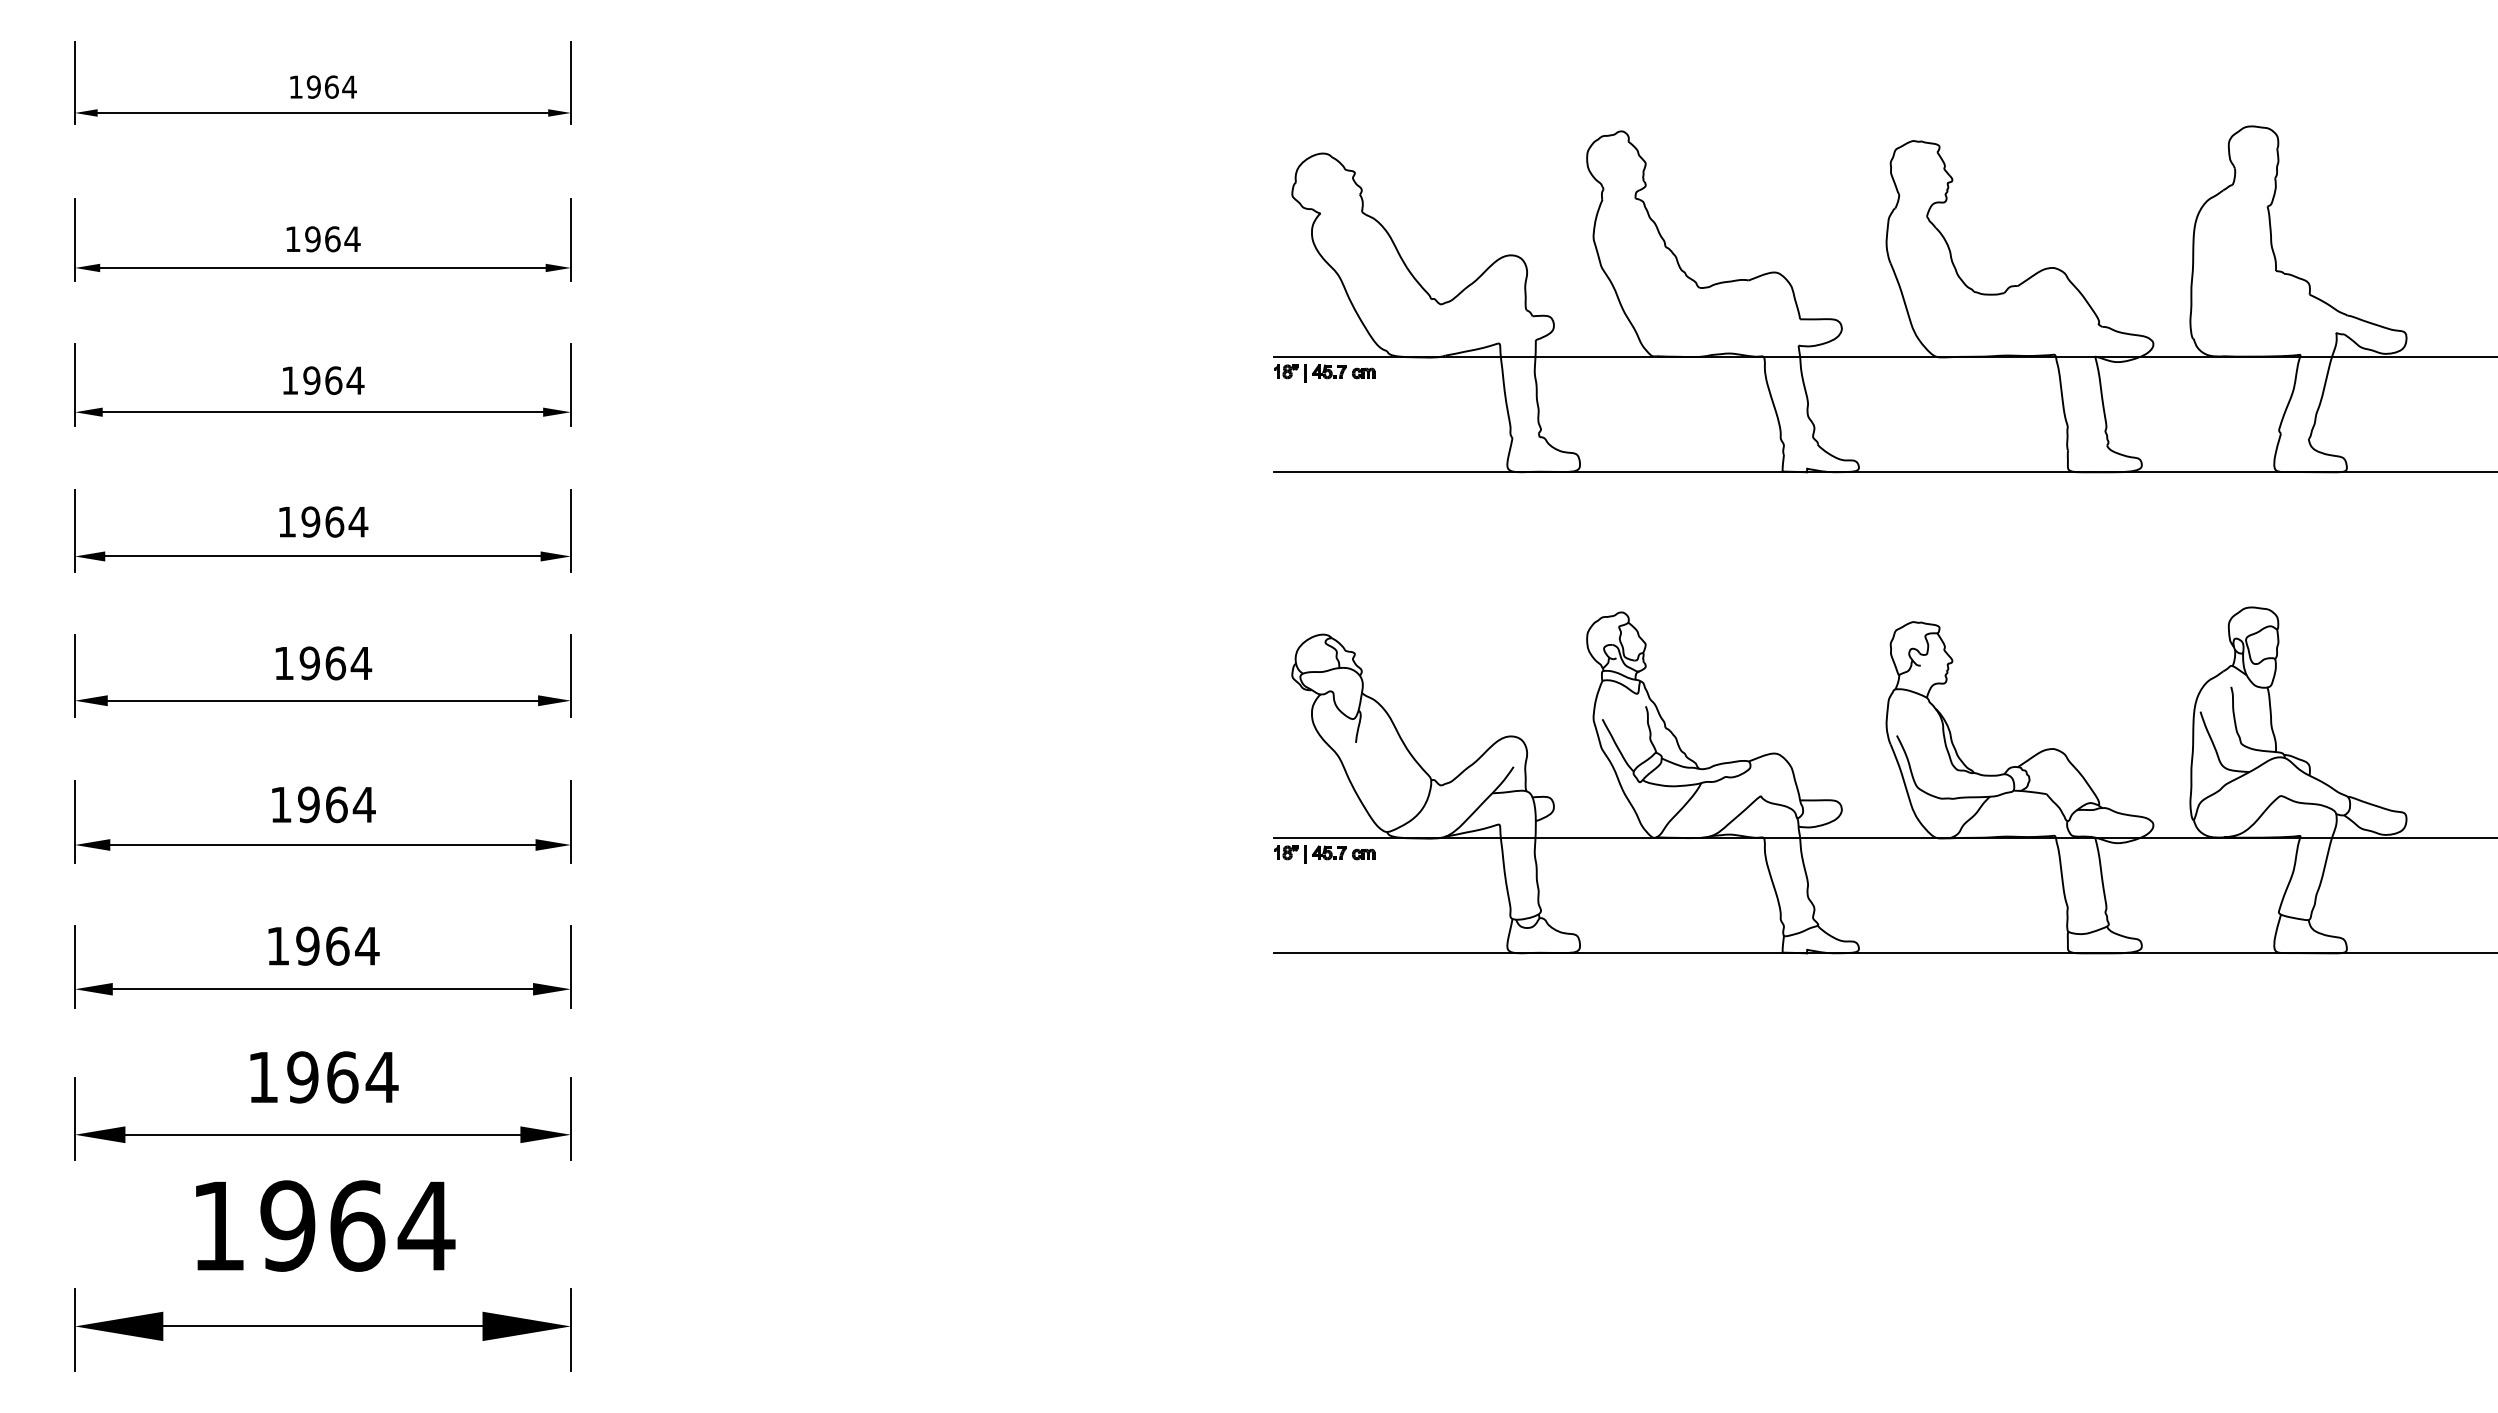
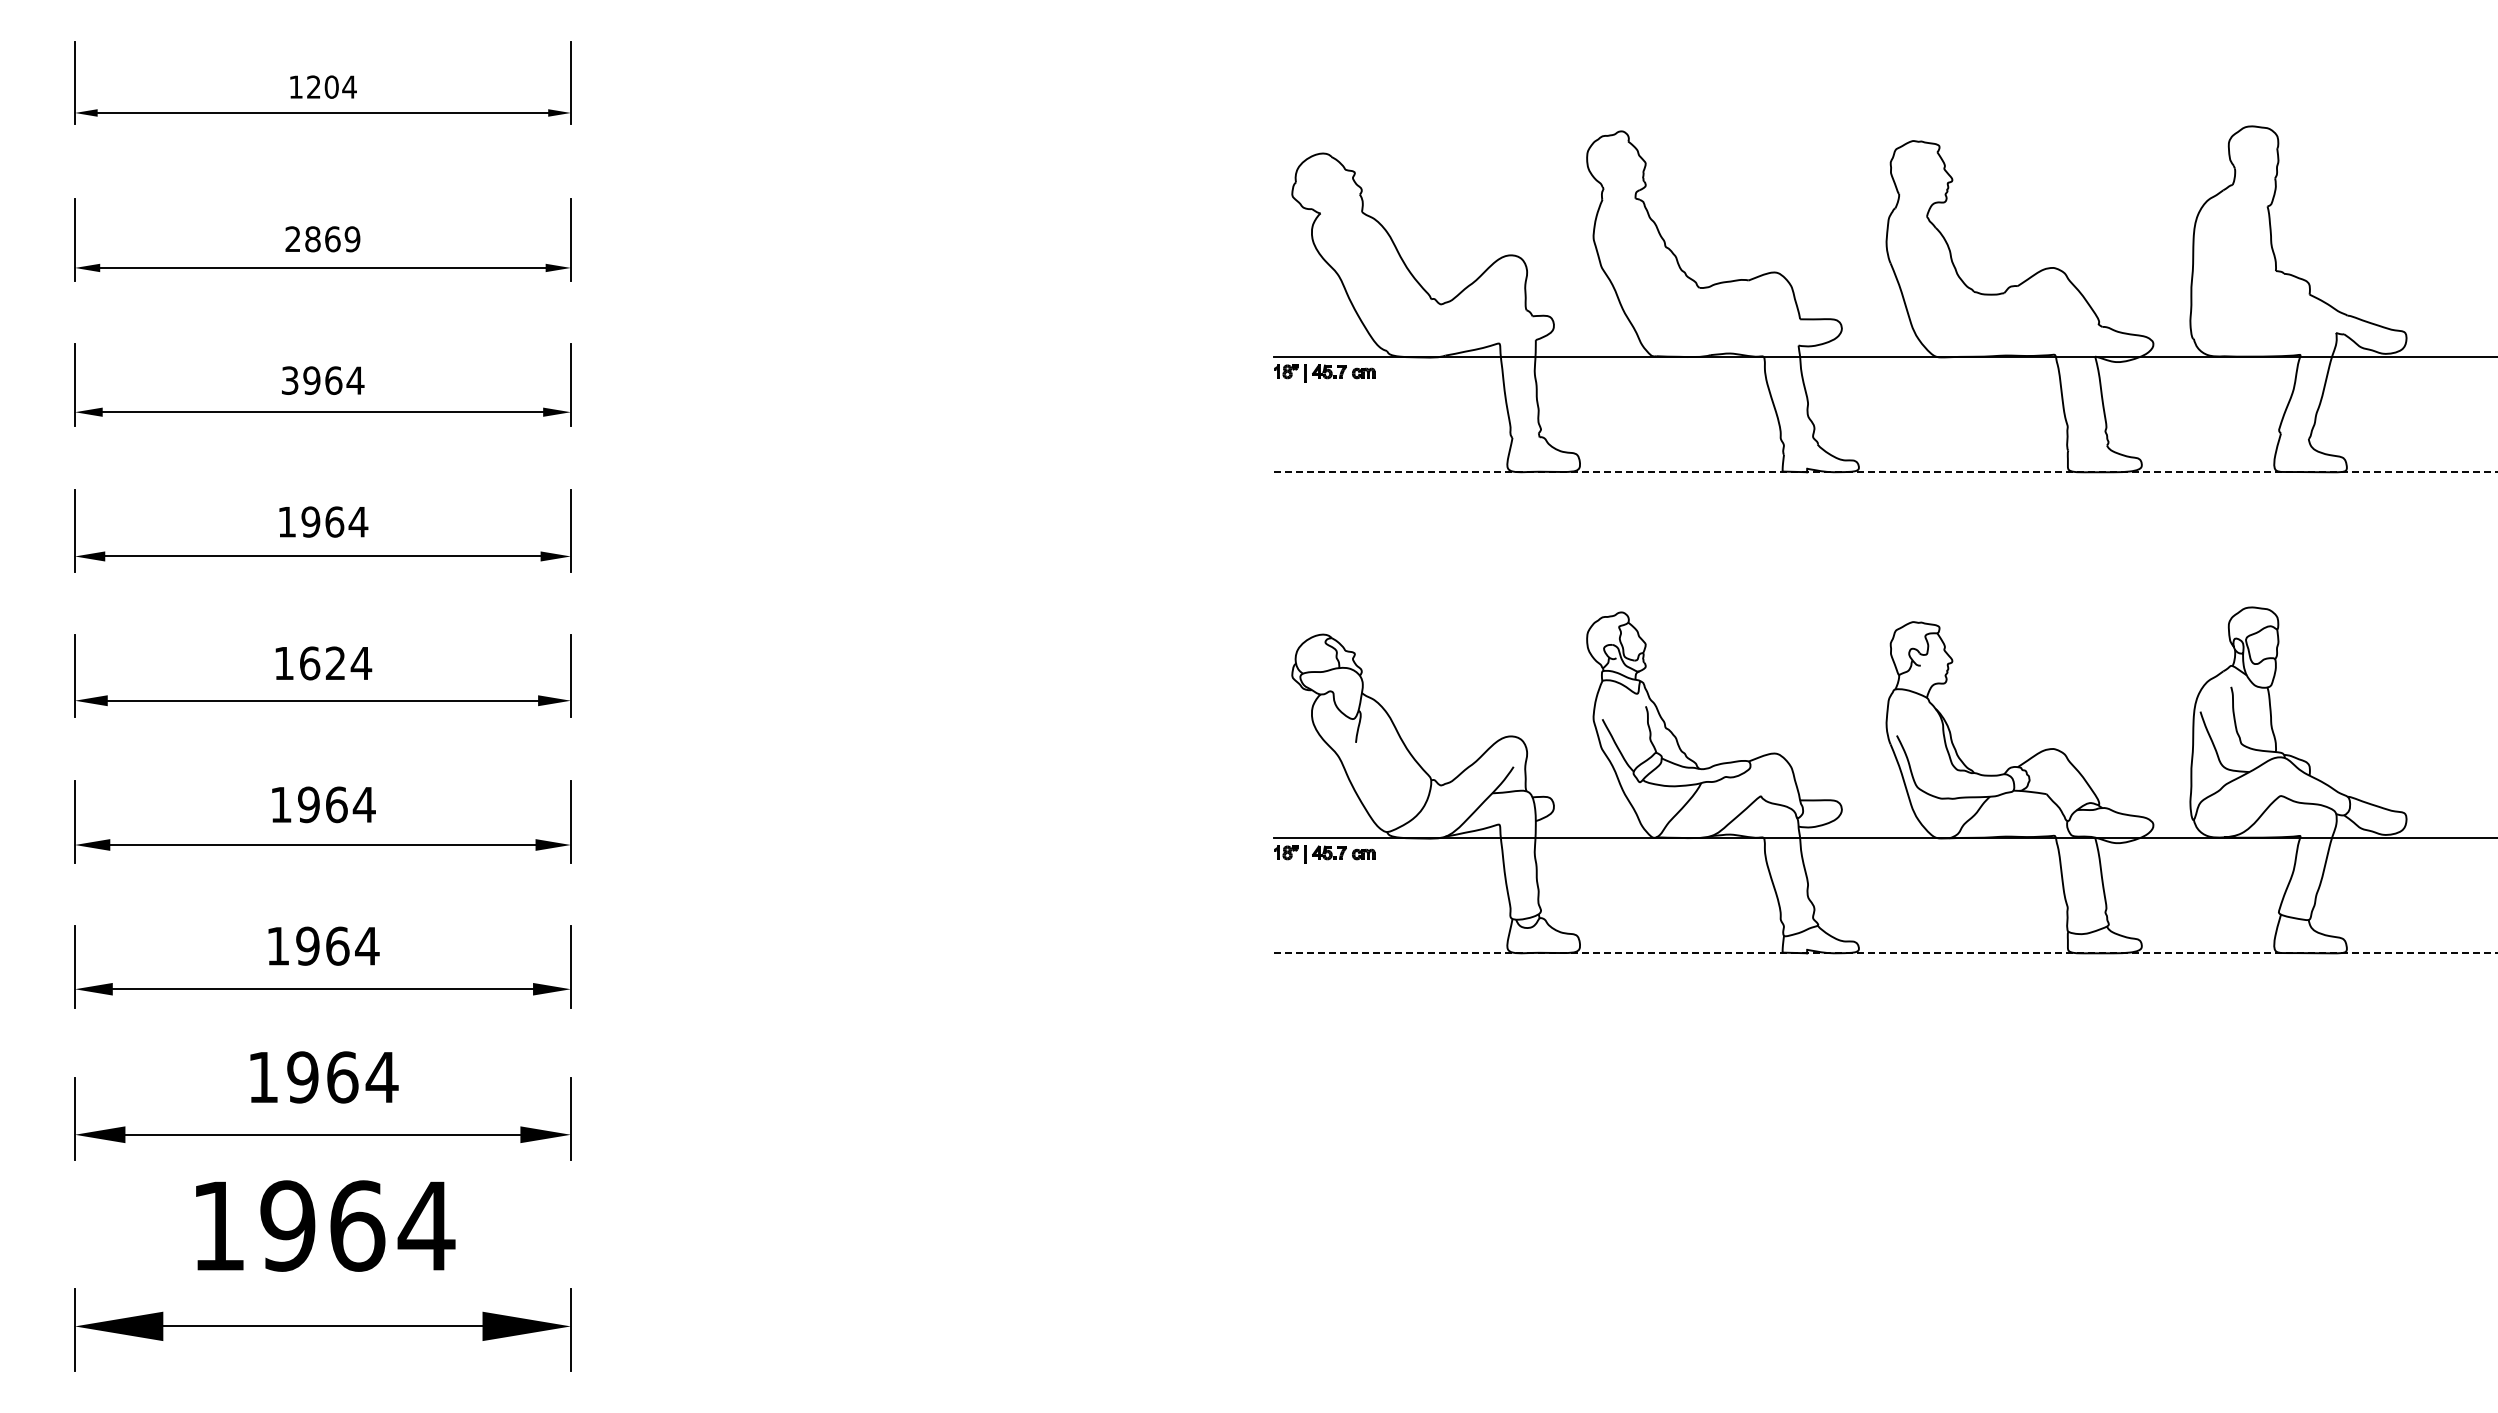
text: 1964 -> 1204 (322, 86)
text: 1964 -> 2869 (322, 239)
text: 1964 -> 3964 (290, 380)
line: solid -> dashed (1885, 472)
text: 1964 -> 1624 (322, 663)
line: solid -> dashed (1885, 953)
